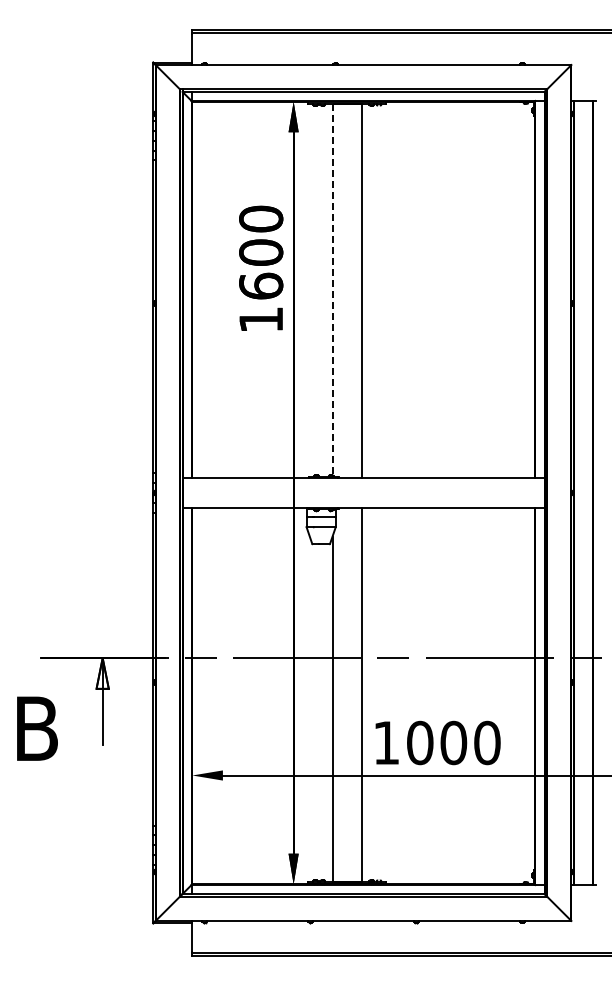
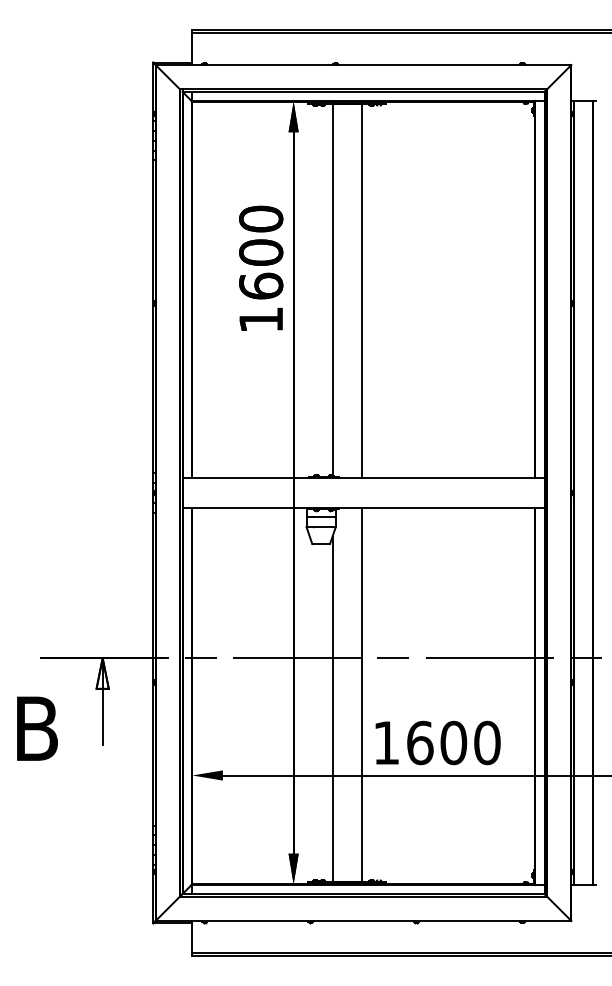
line: dashed -> solid (332, 289)
text: 1000 -> 1600 (420, 742)
